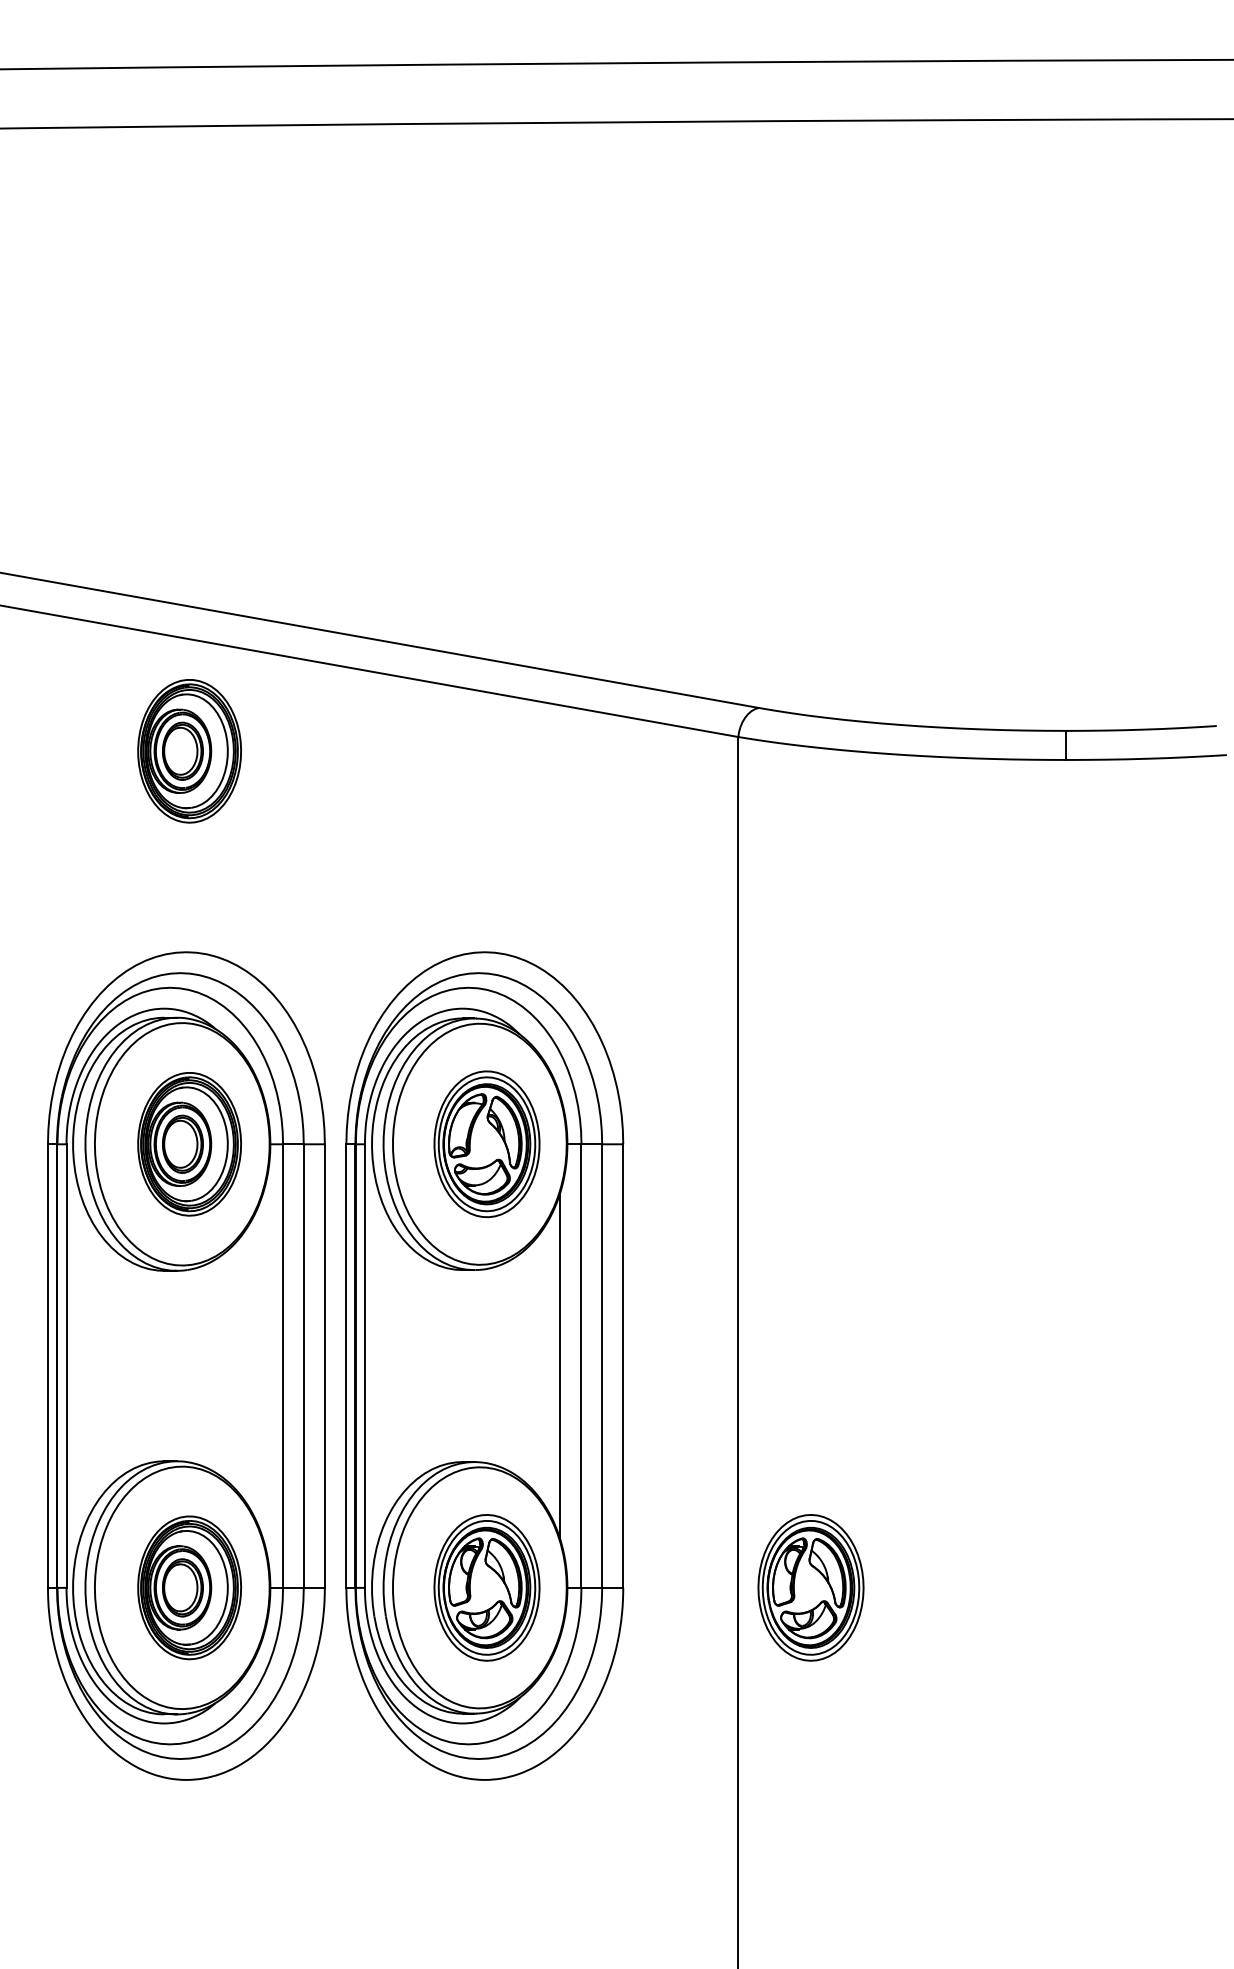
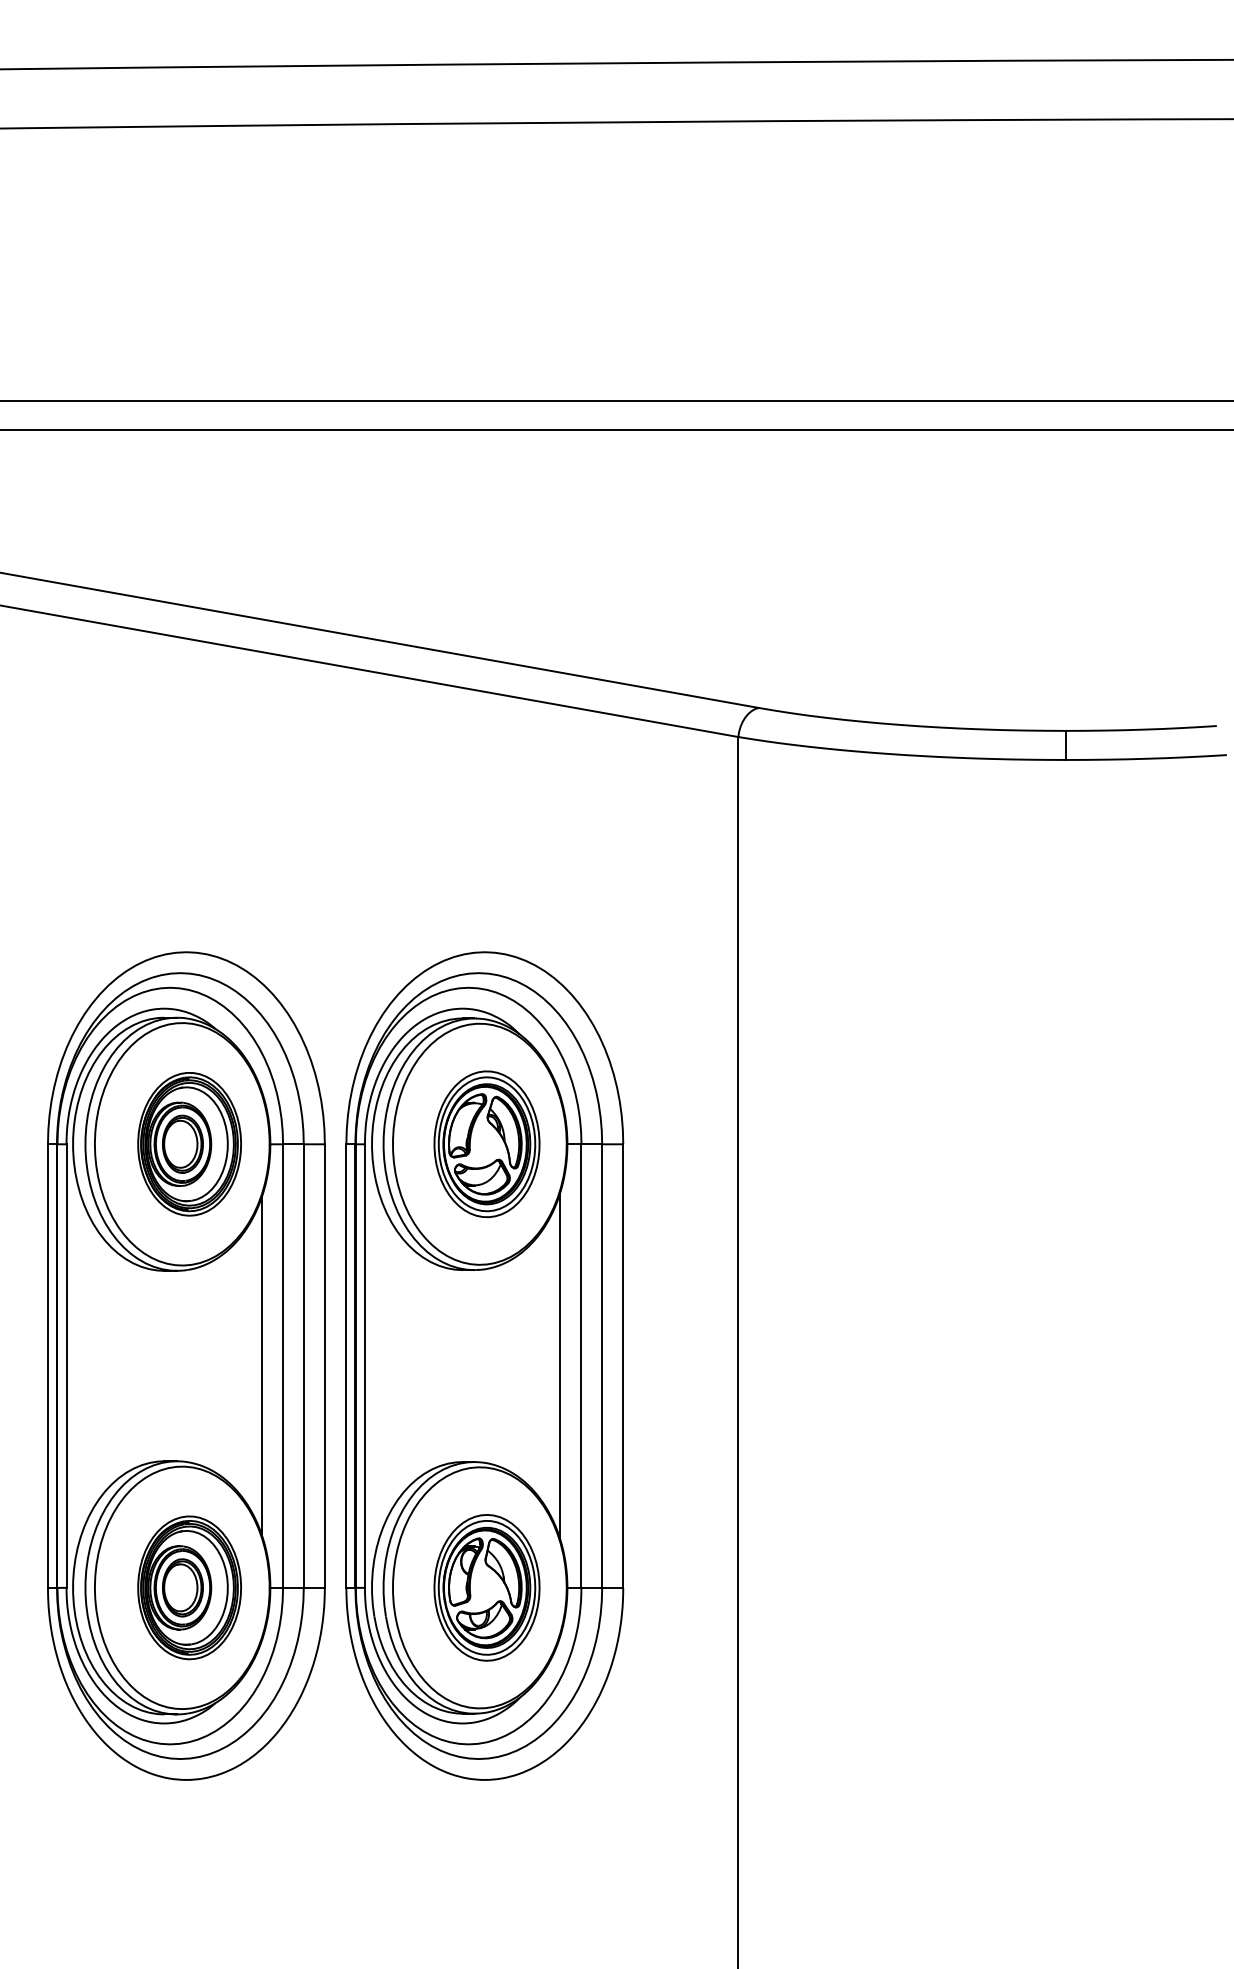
line: none -> present (616, 400)
line: none -> present (616, 429)
part: present -> none (189, 751)
line: none -> present (262, 1365)
part: present -> none (810, 1587)
